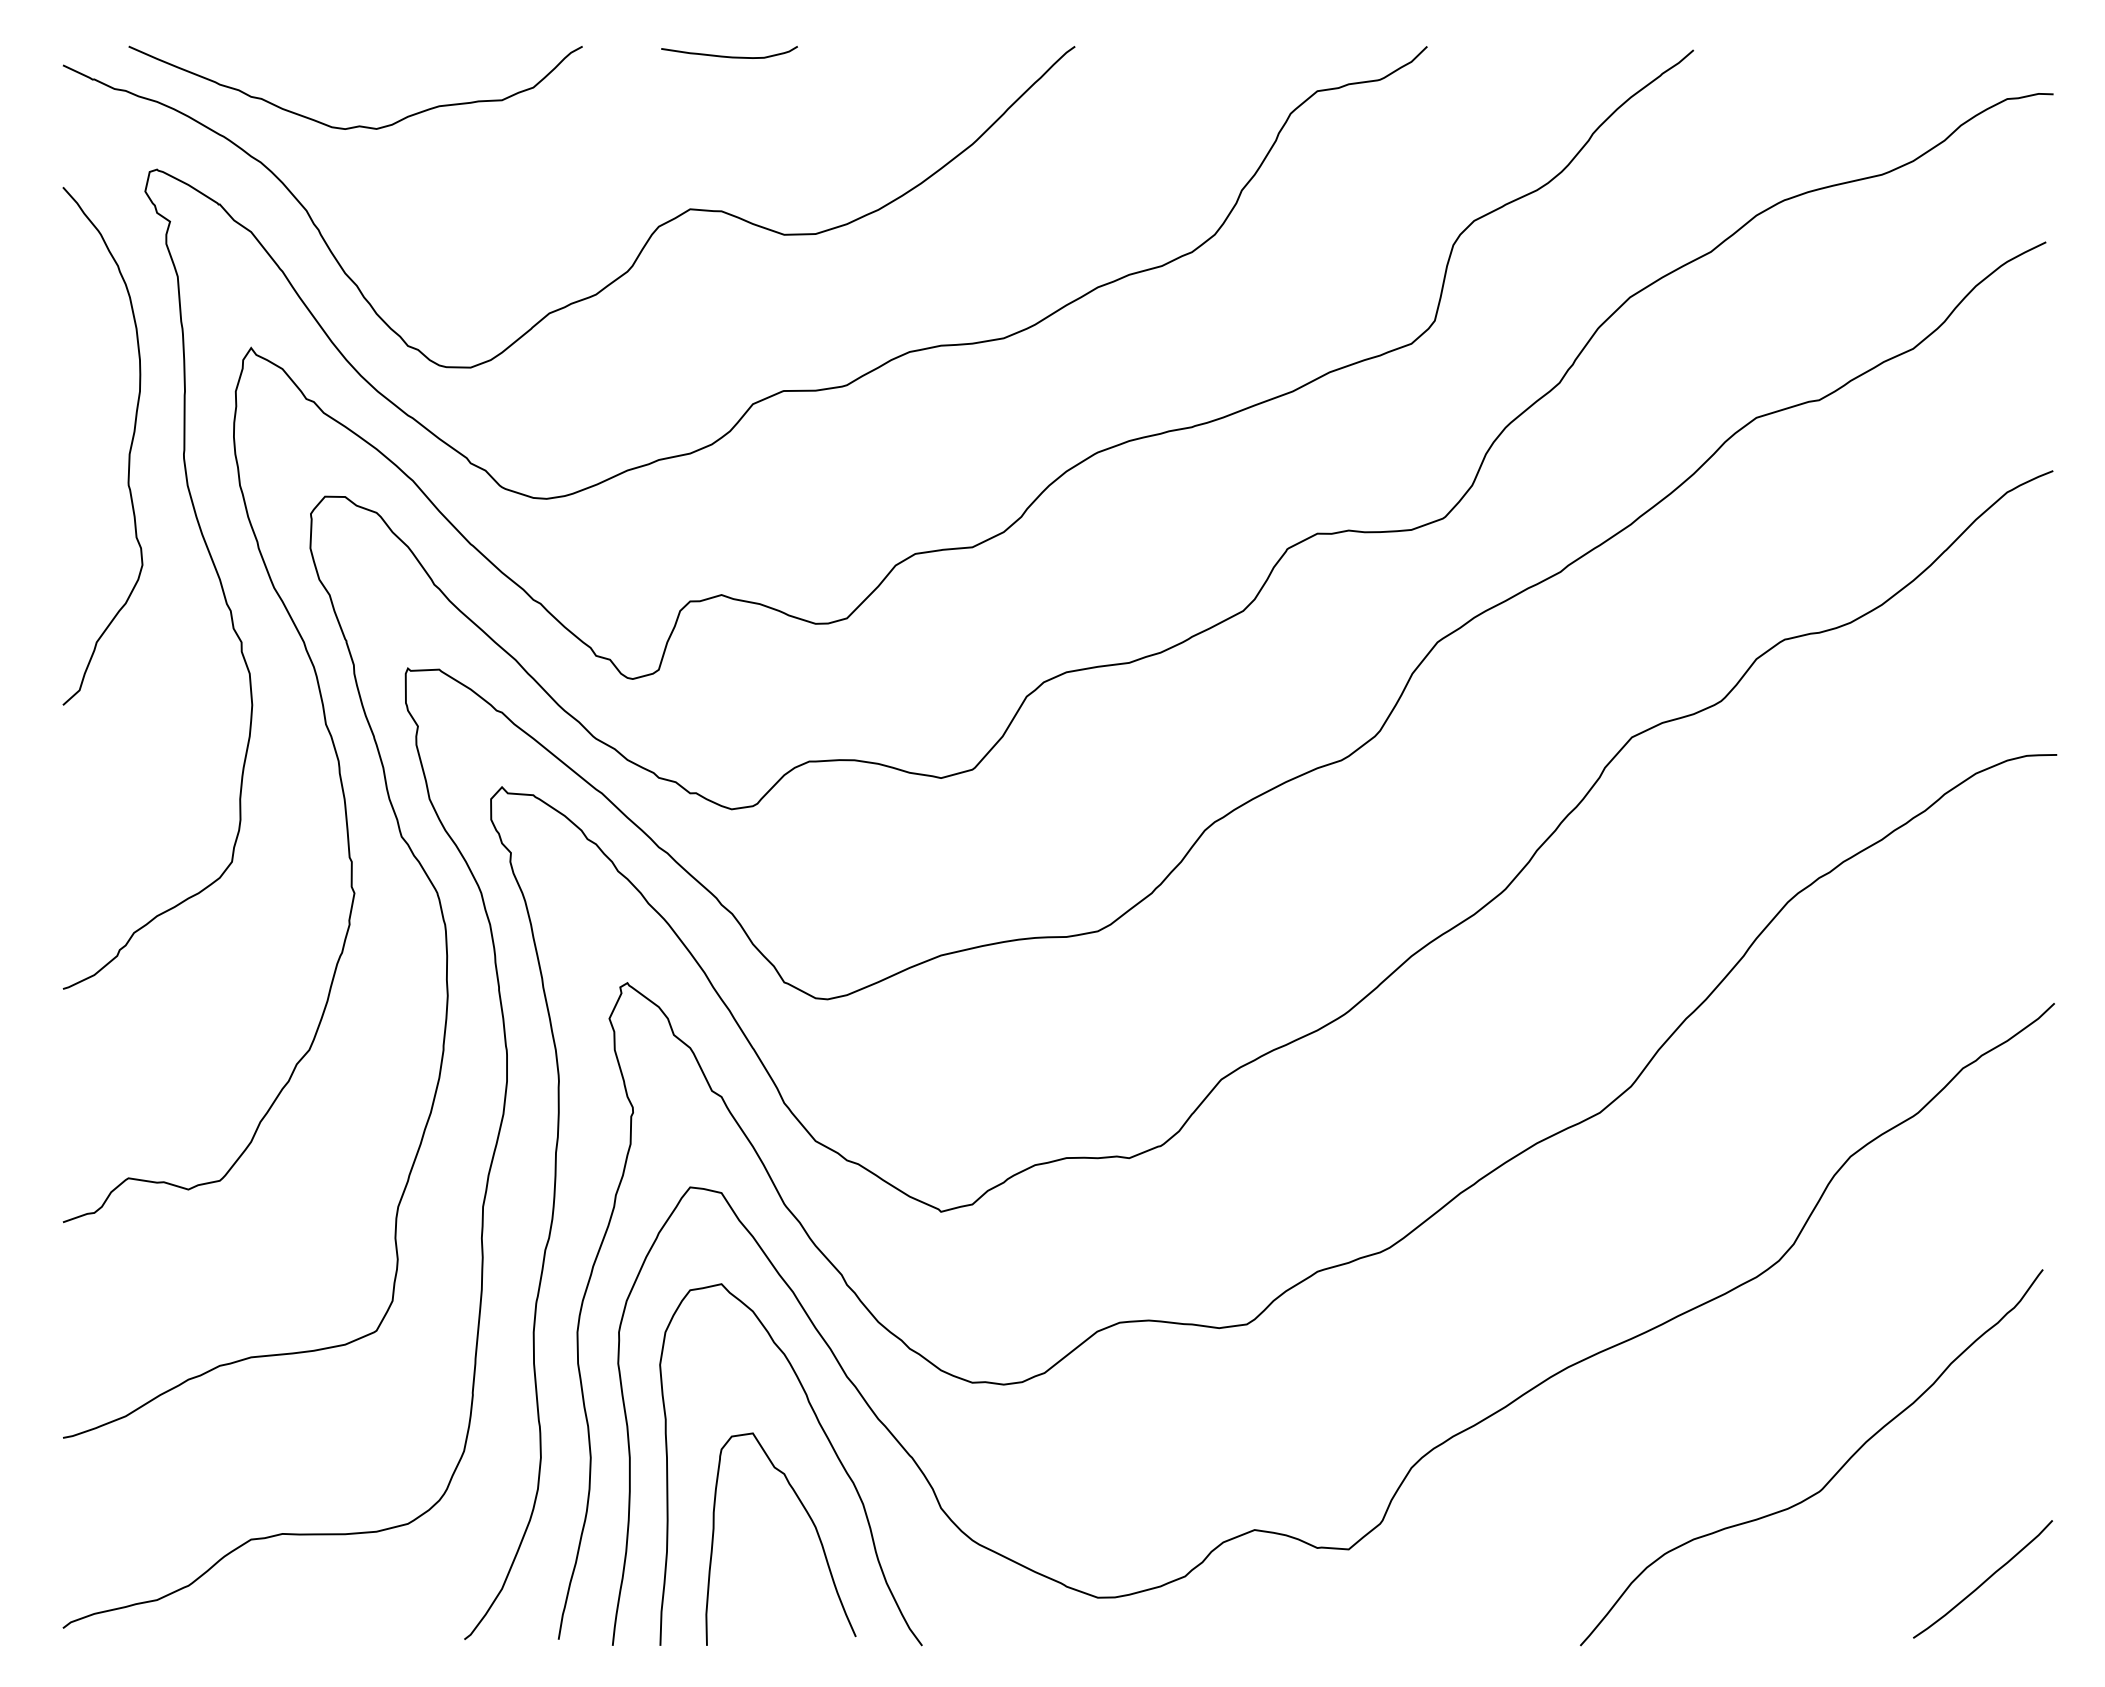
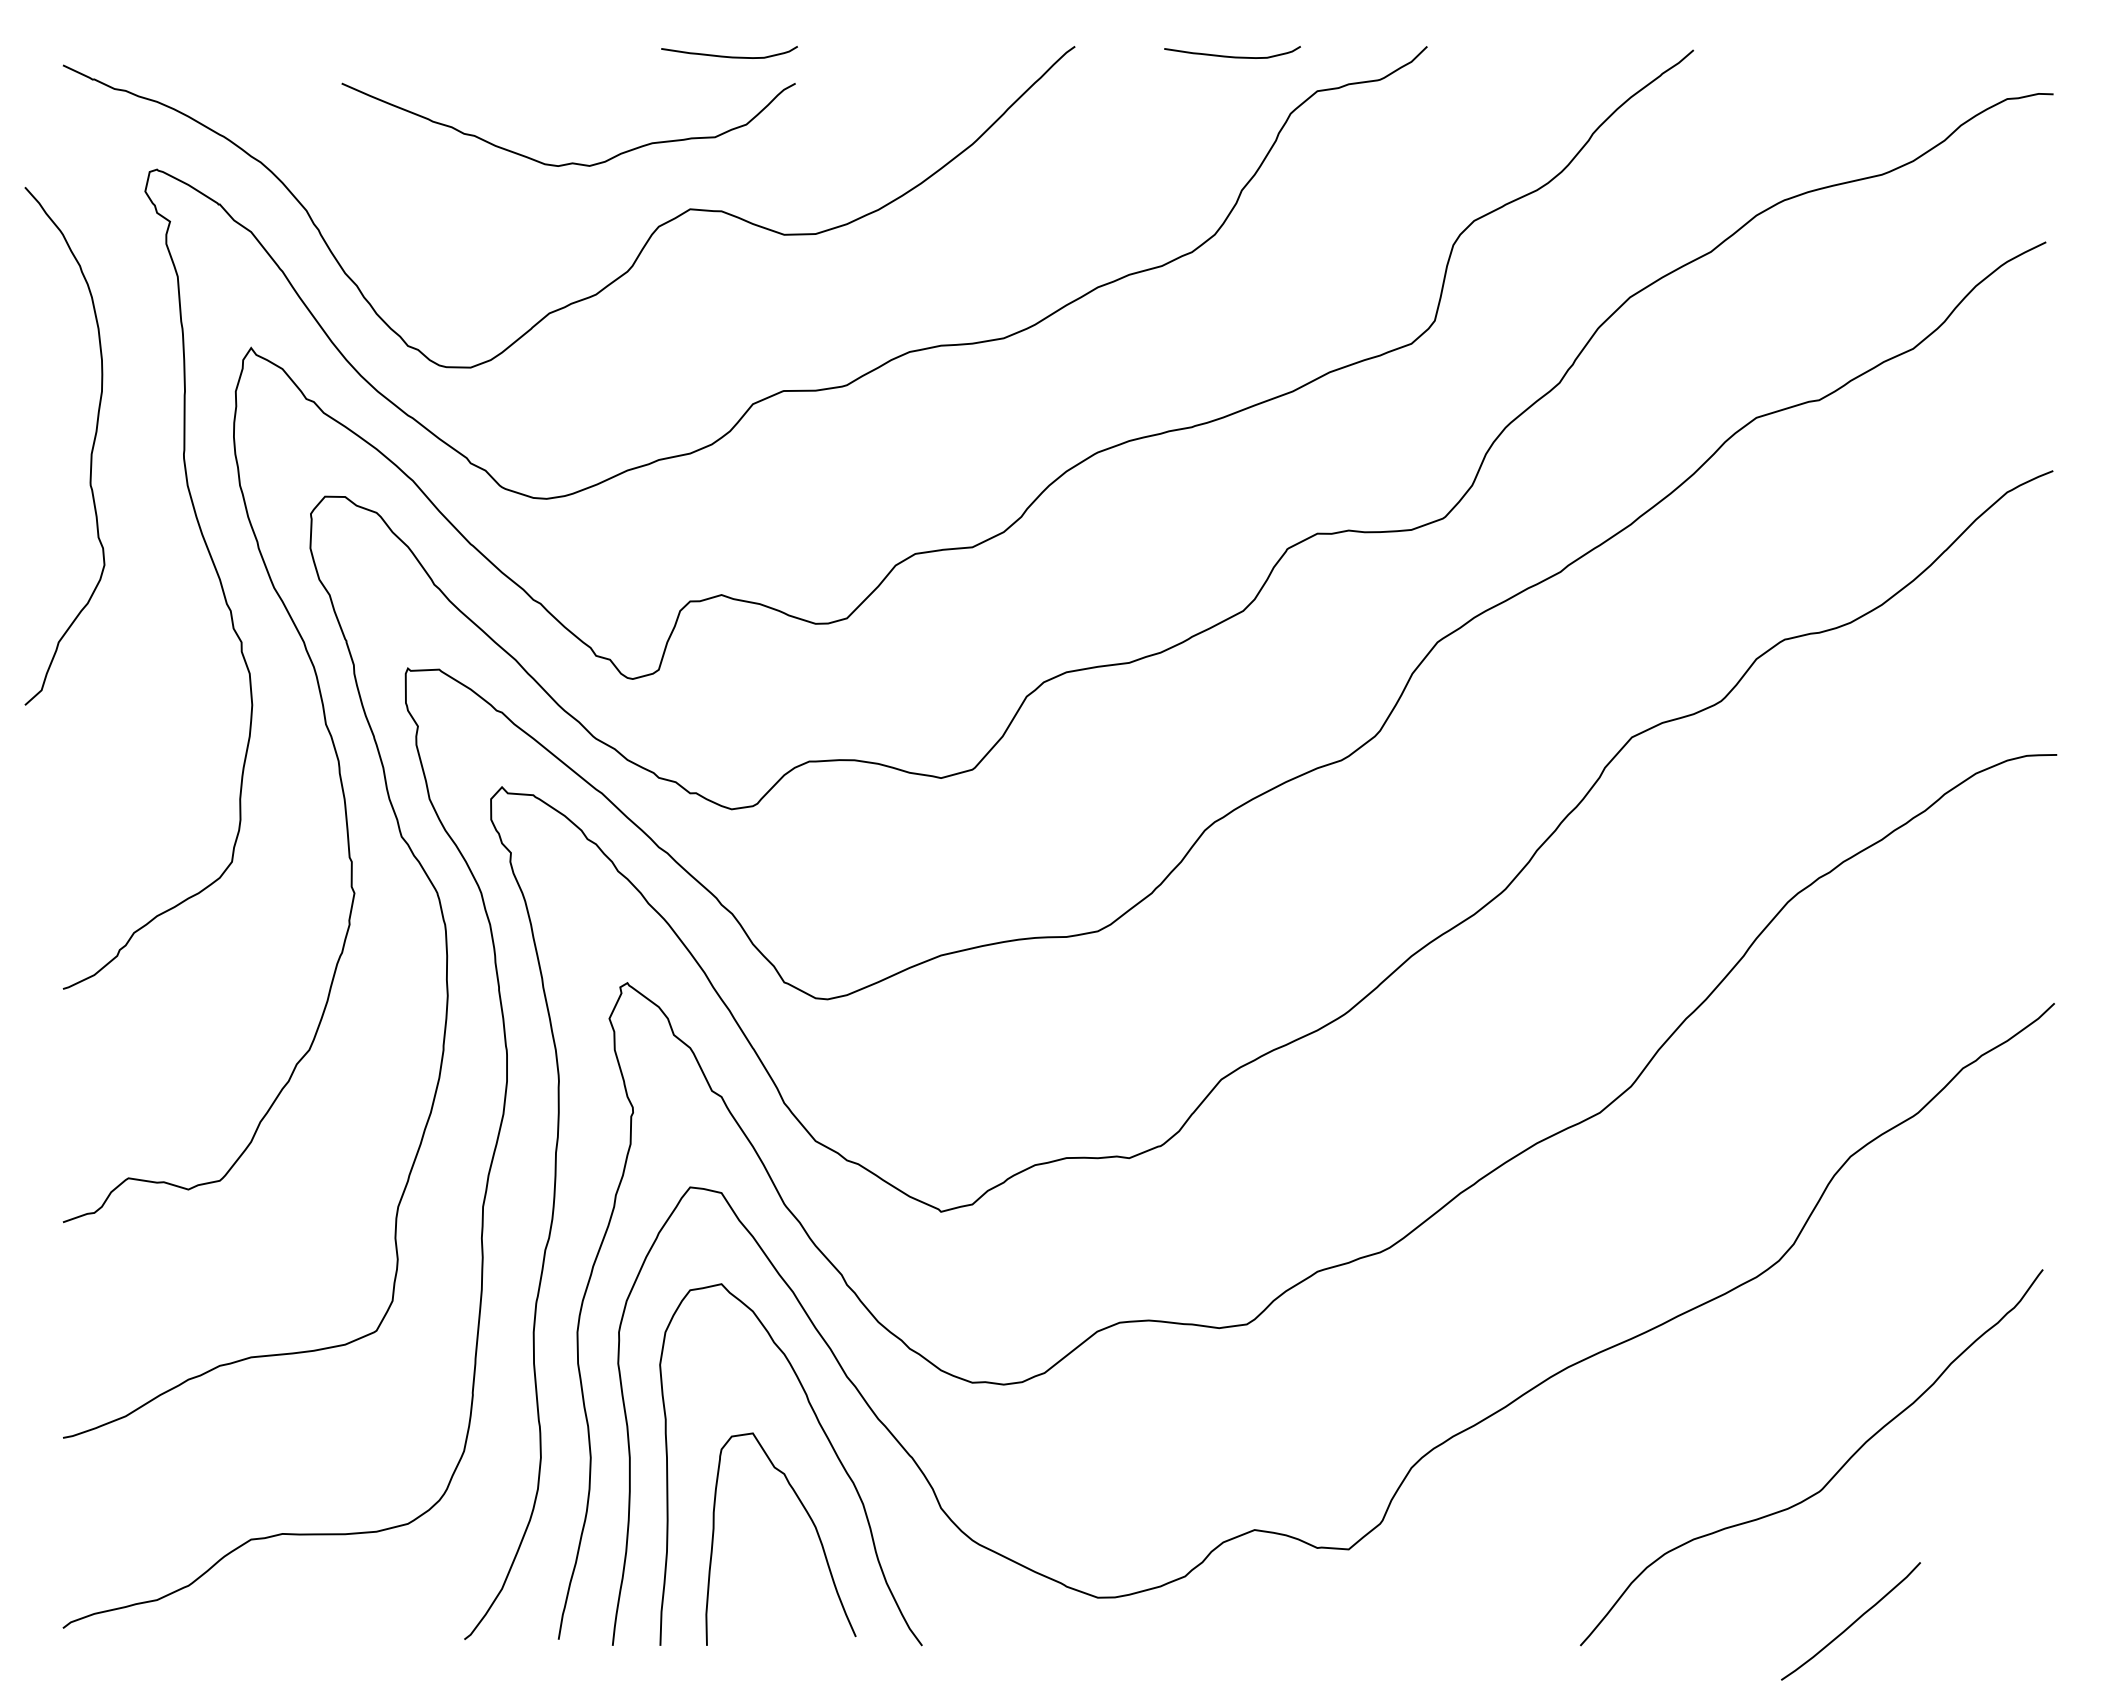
curve: none -> present (1232, 56)
curve position: (357, 125) -> (570, 162) (570, 162)
curve position: (128, 453) -> (90, 453) (90, 453)
curve position: (1984, 1580) -> (1852, 1622) (1852, 1622)
